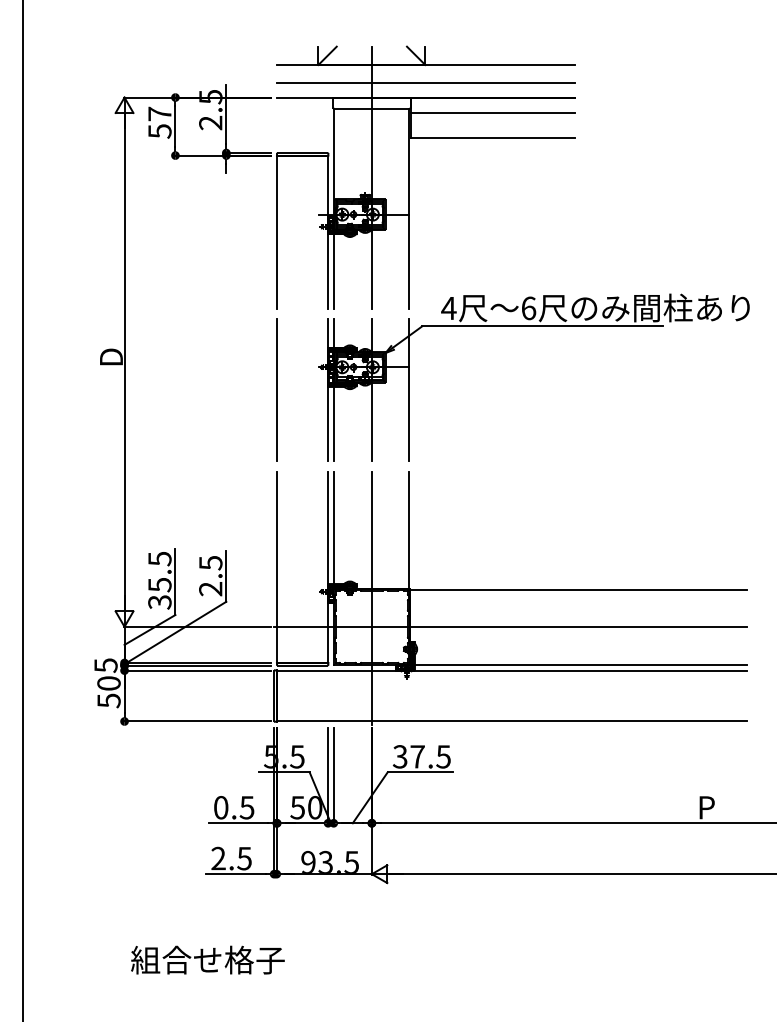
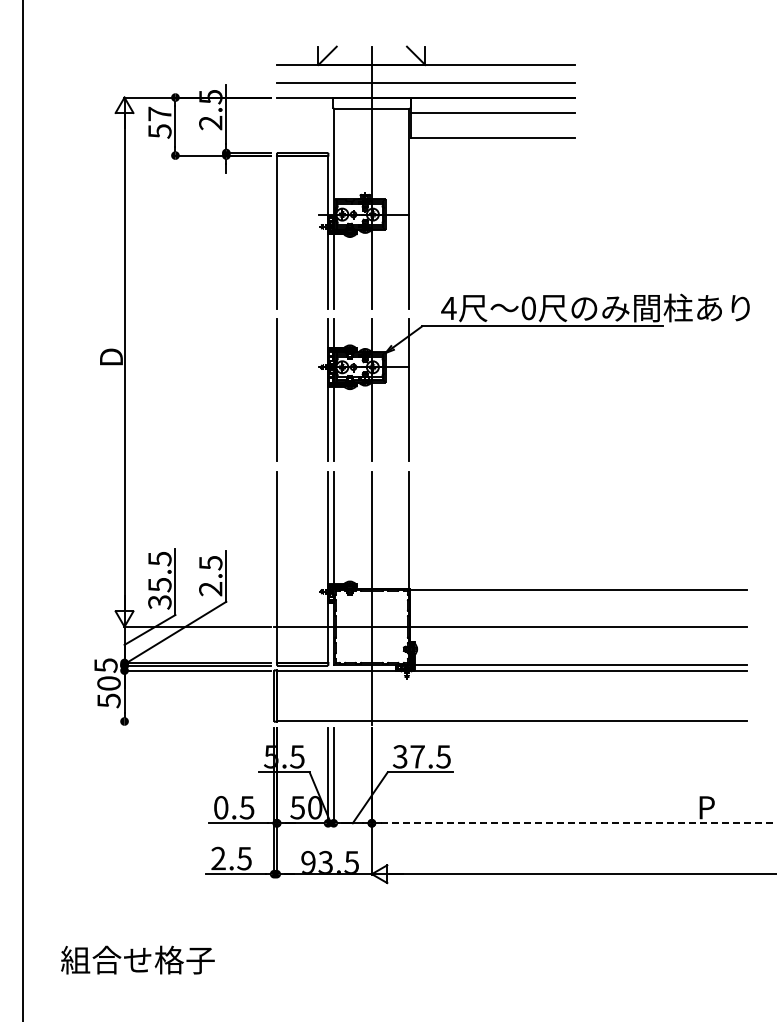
text: 6 -> 0 (528, 308)
line: present -> none (197, 721)
line: solid -> dashed (578, 823)
text position: (207, 959) -> (137, 959) (137, 959)
